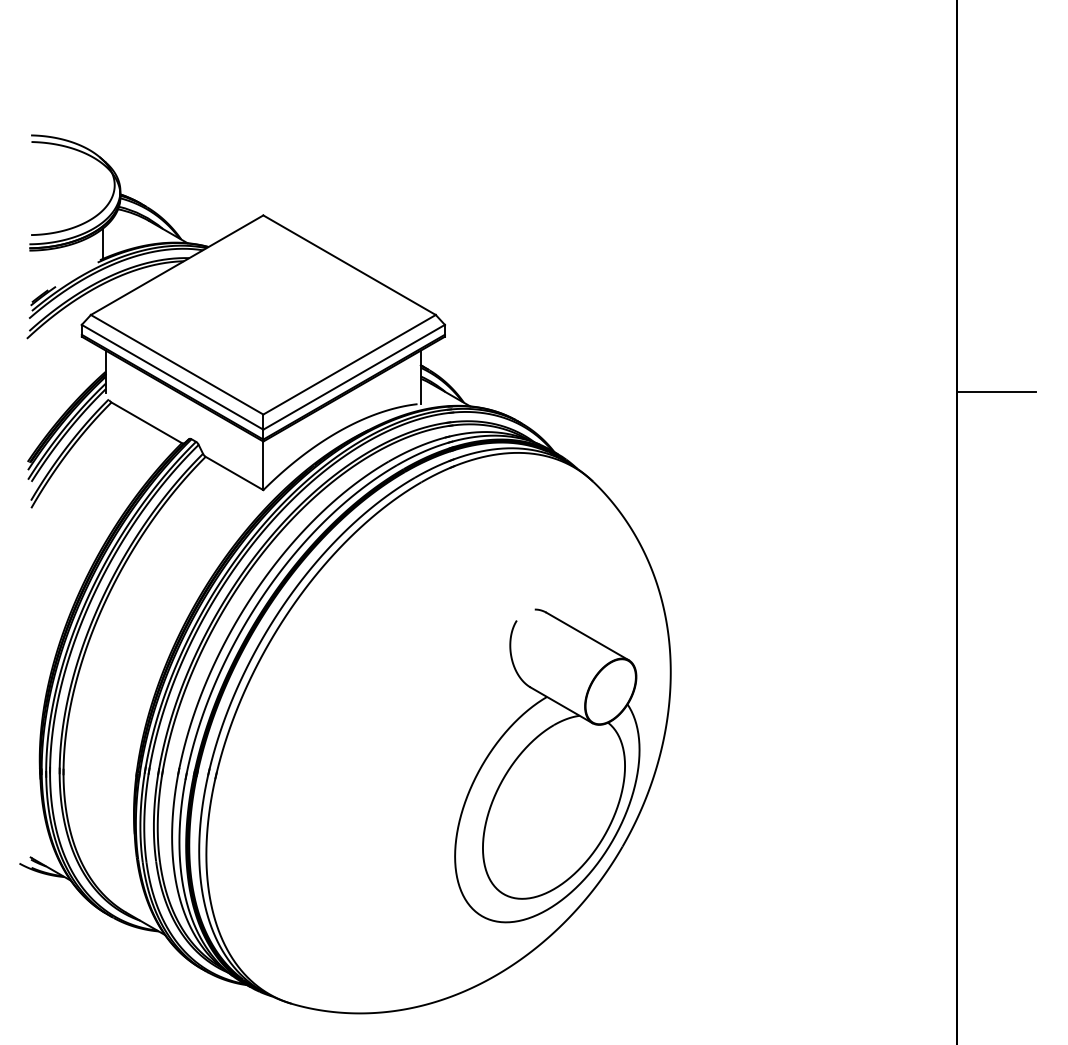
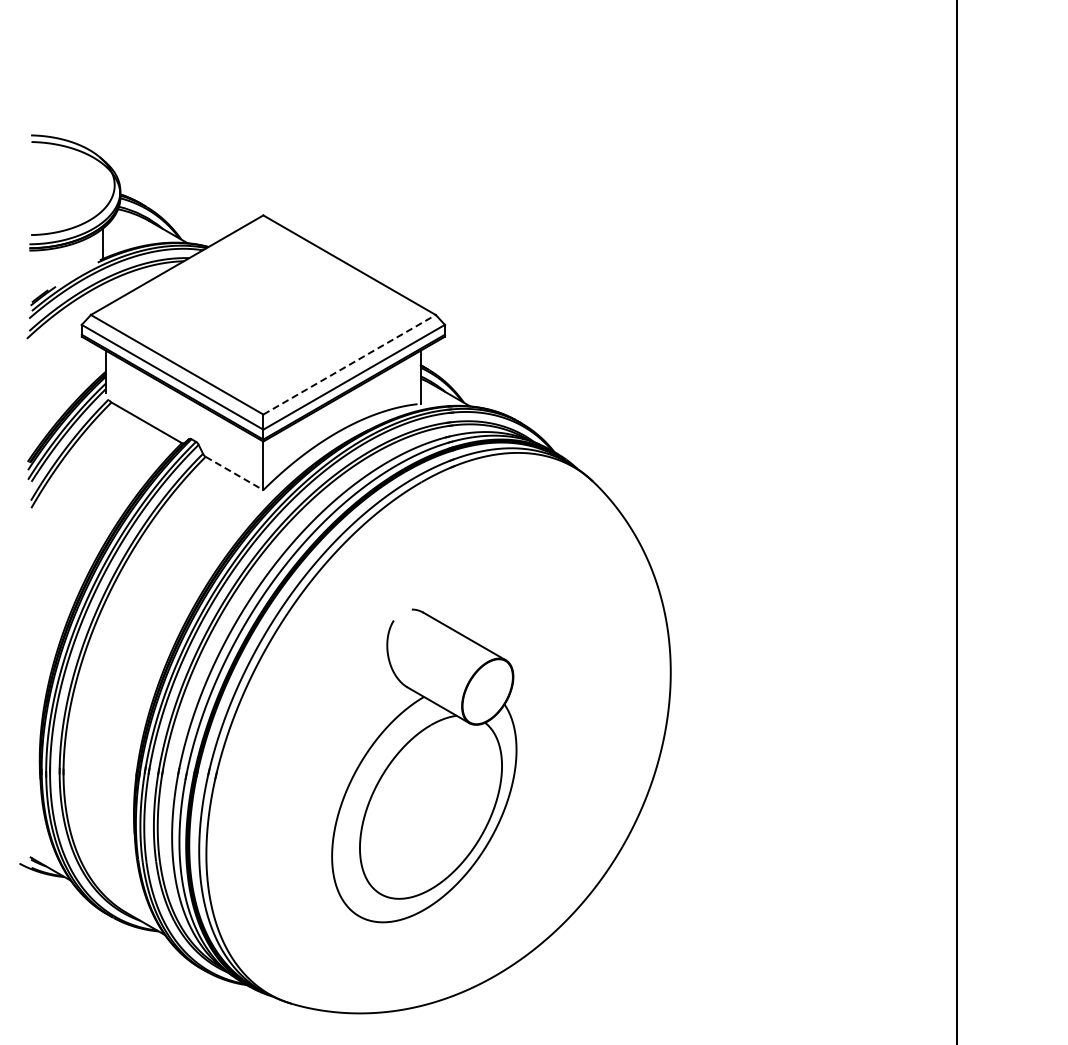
line: solid -> dashed (349, 364)
line: present -> none (996, 392)
line: solid -> dashed (234, 473)
part position: (547, 765) -> (424, 765) (424, 765)
